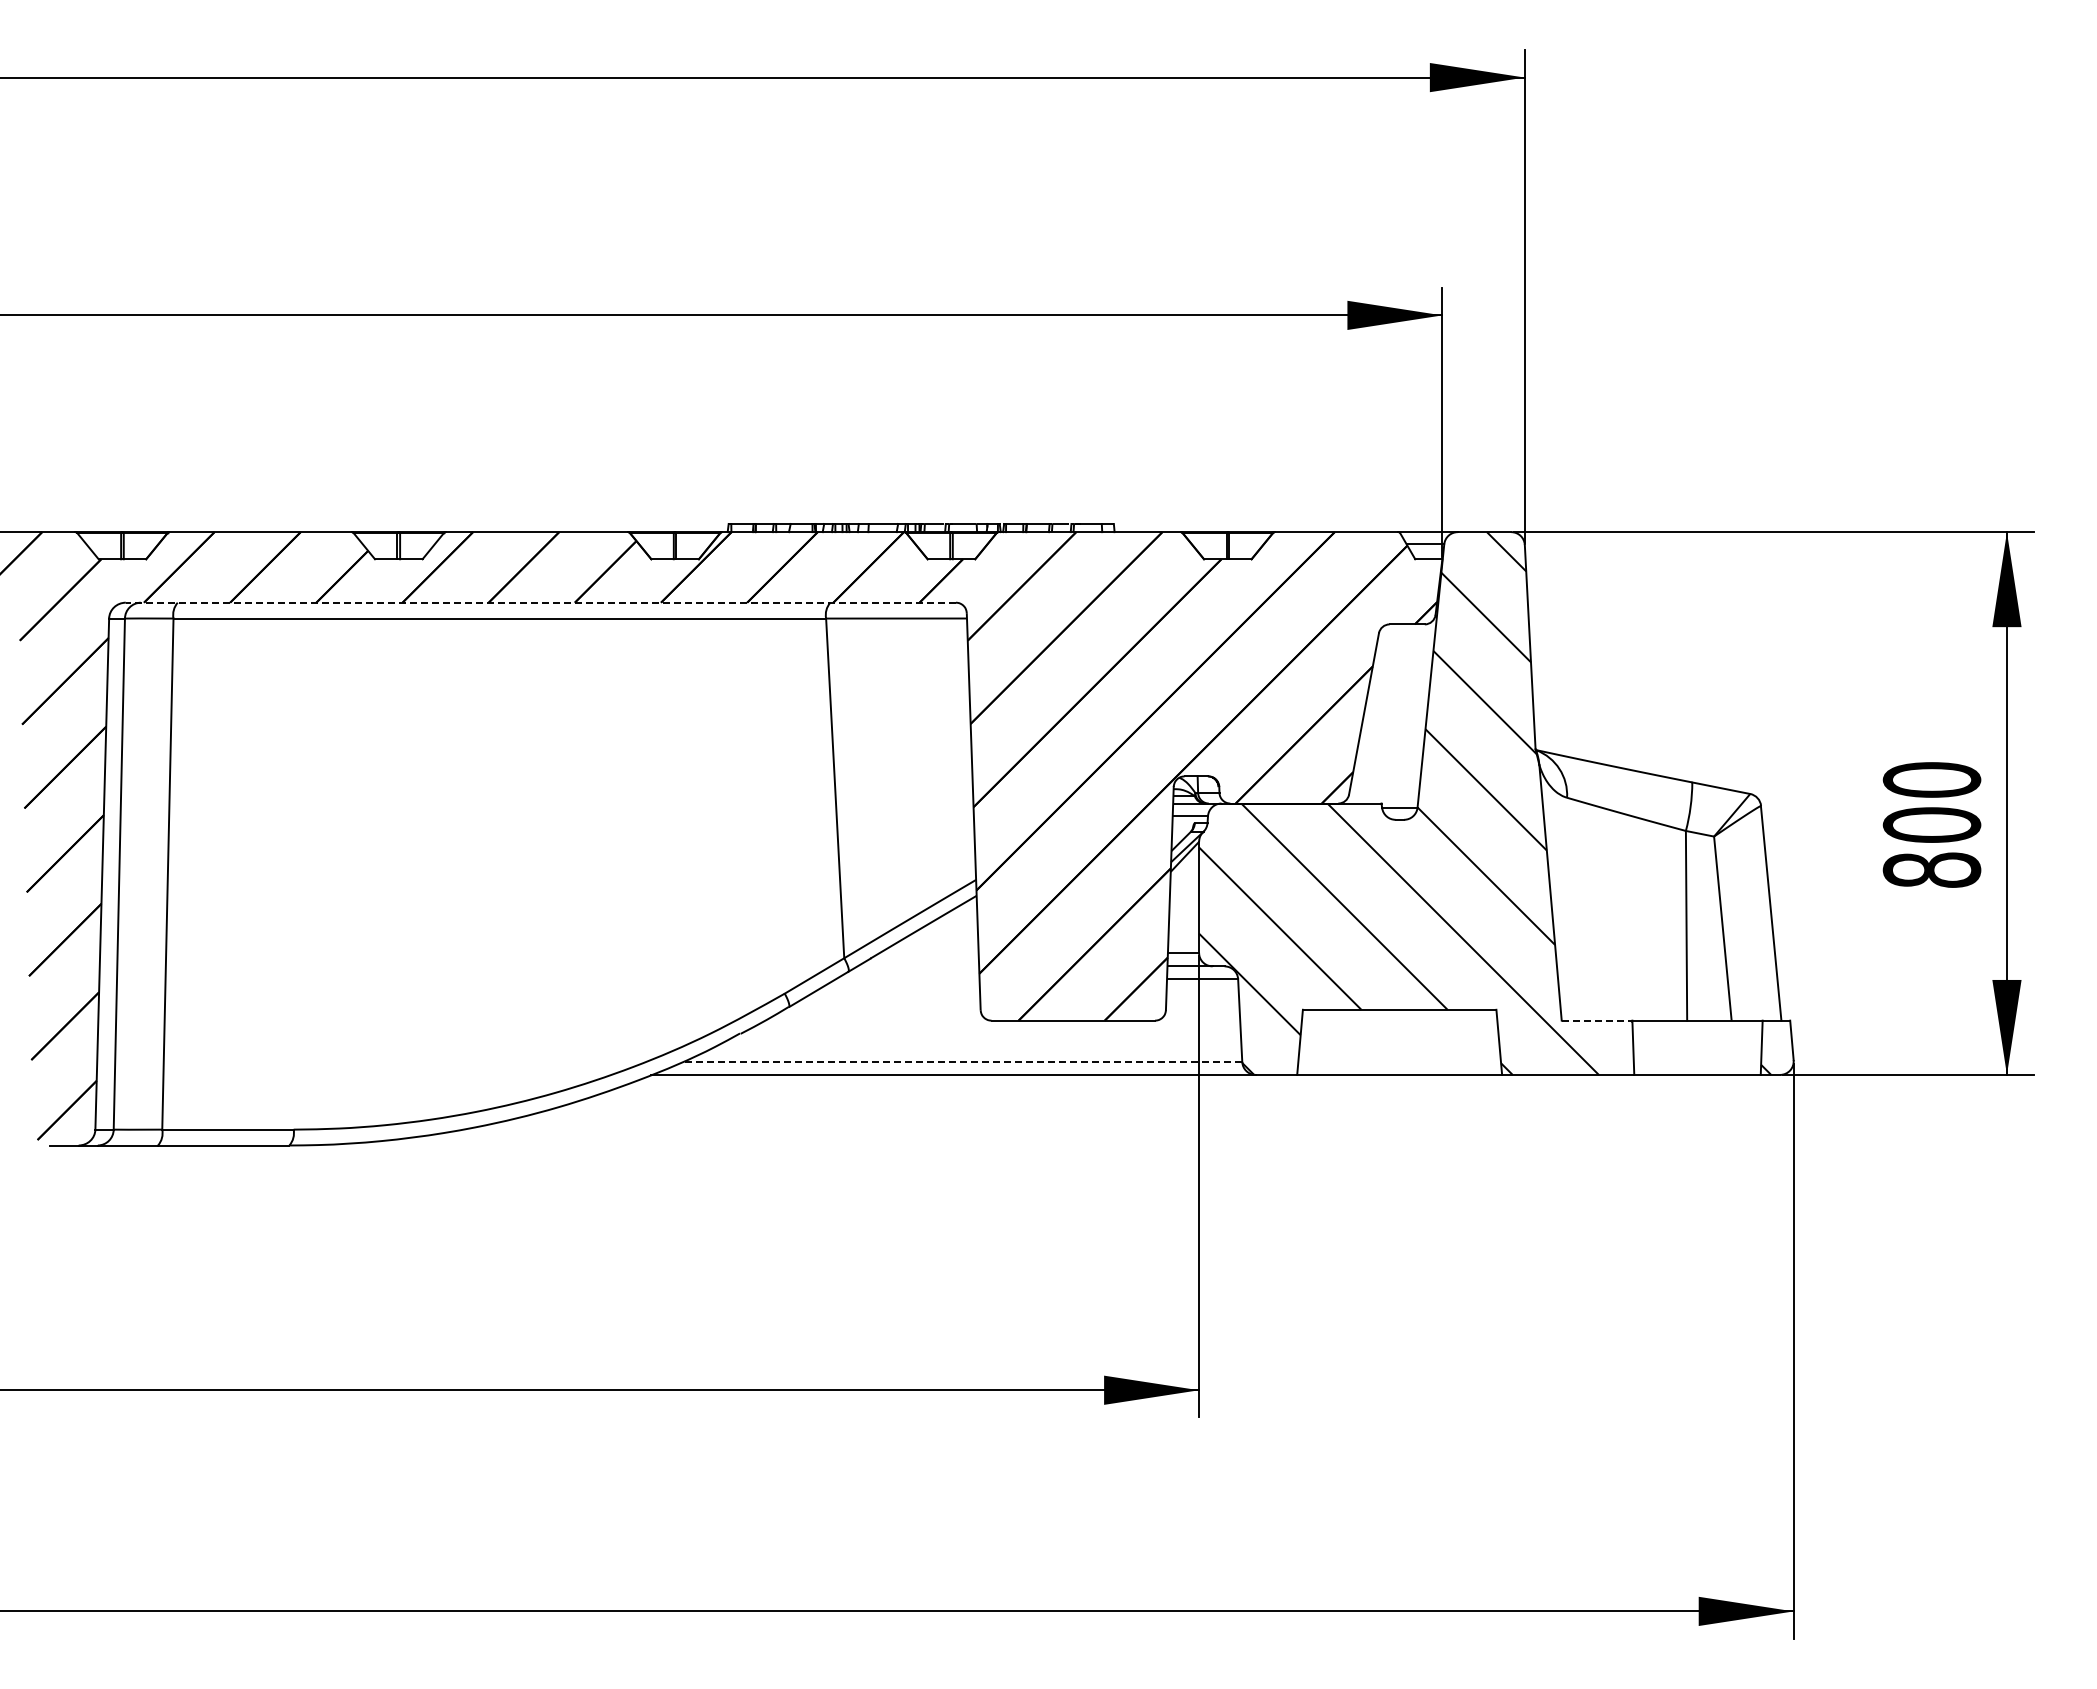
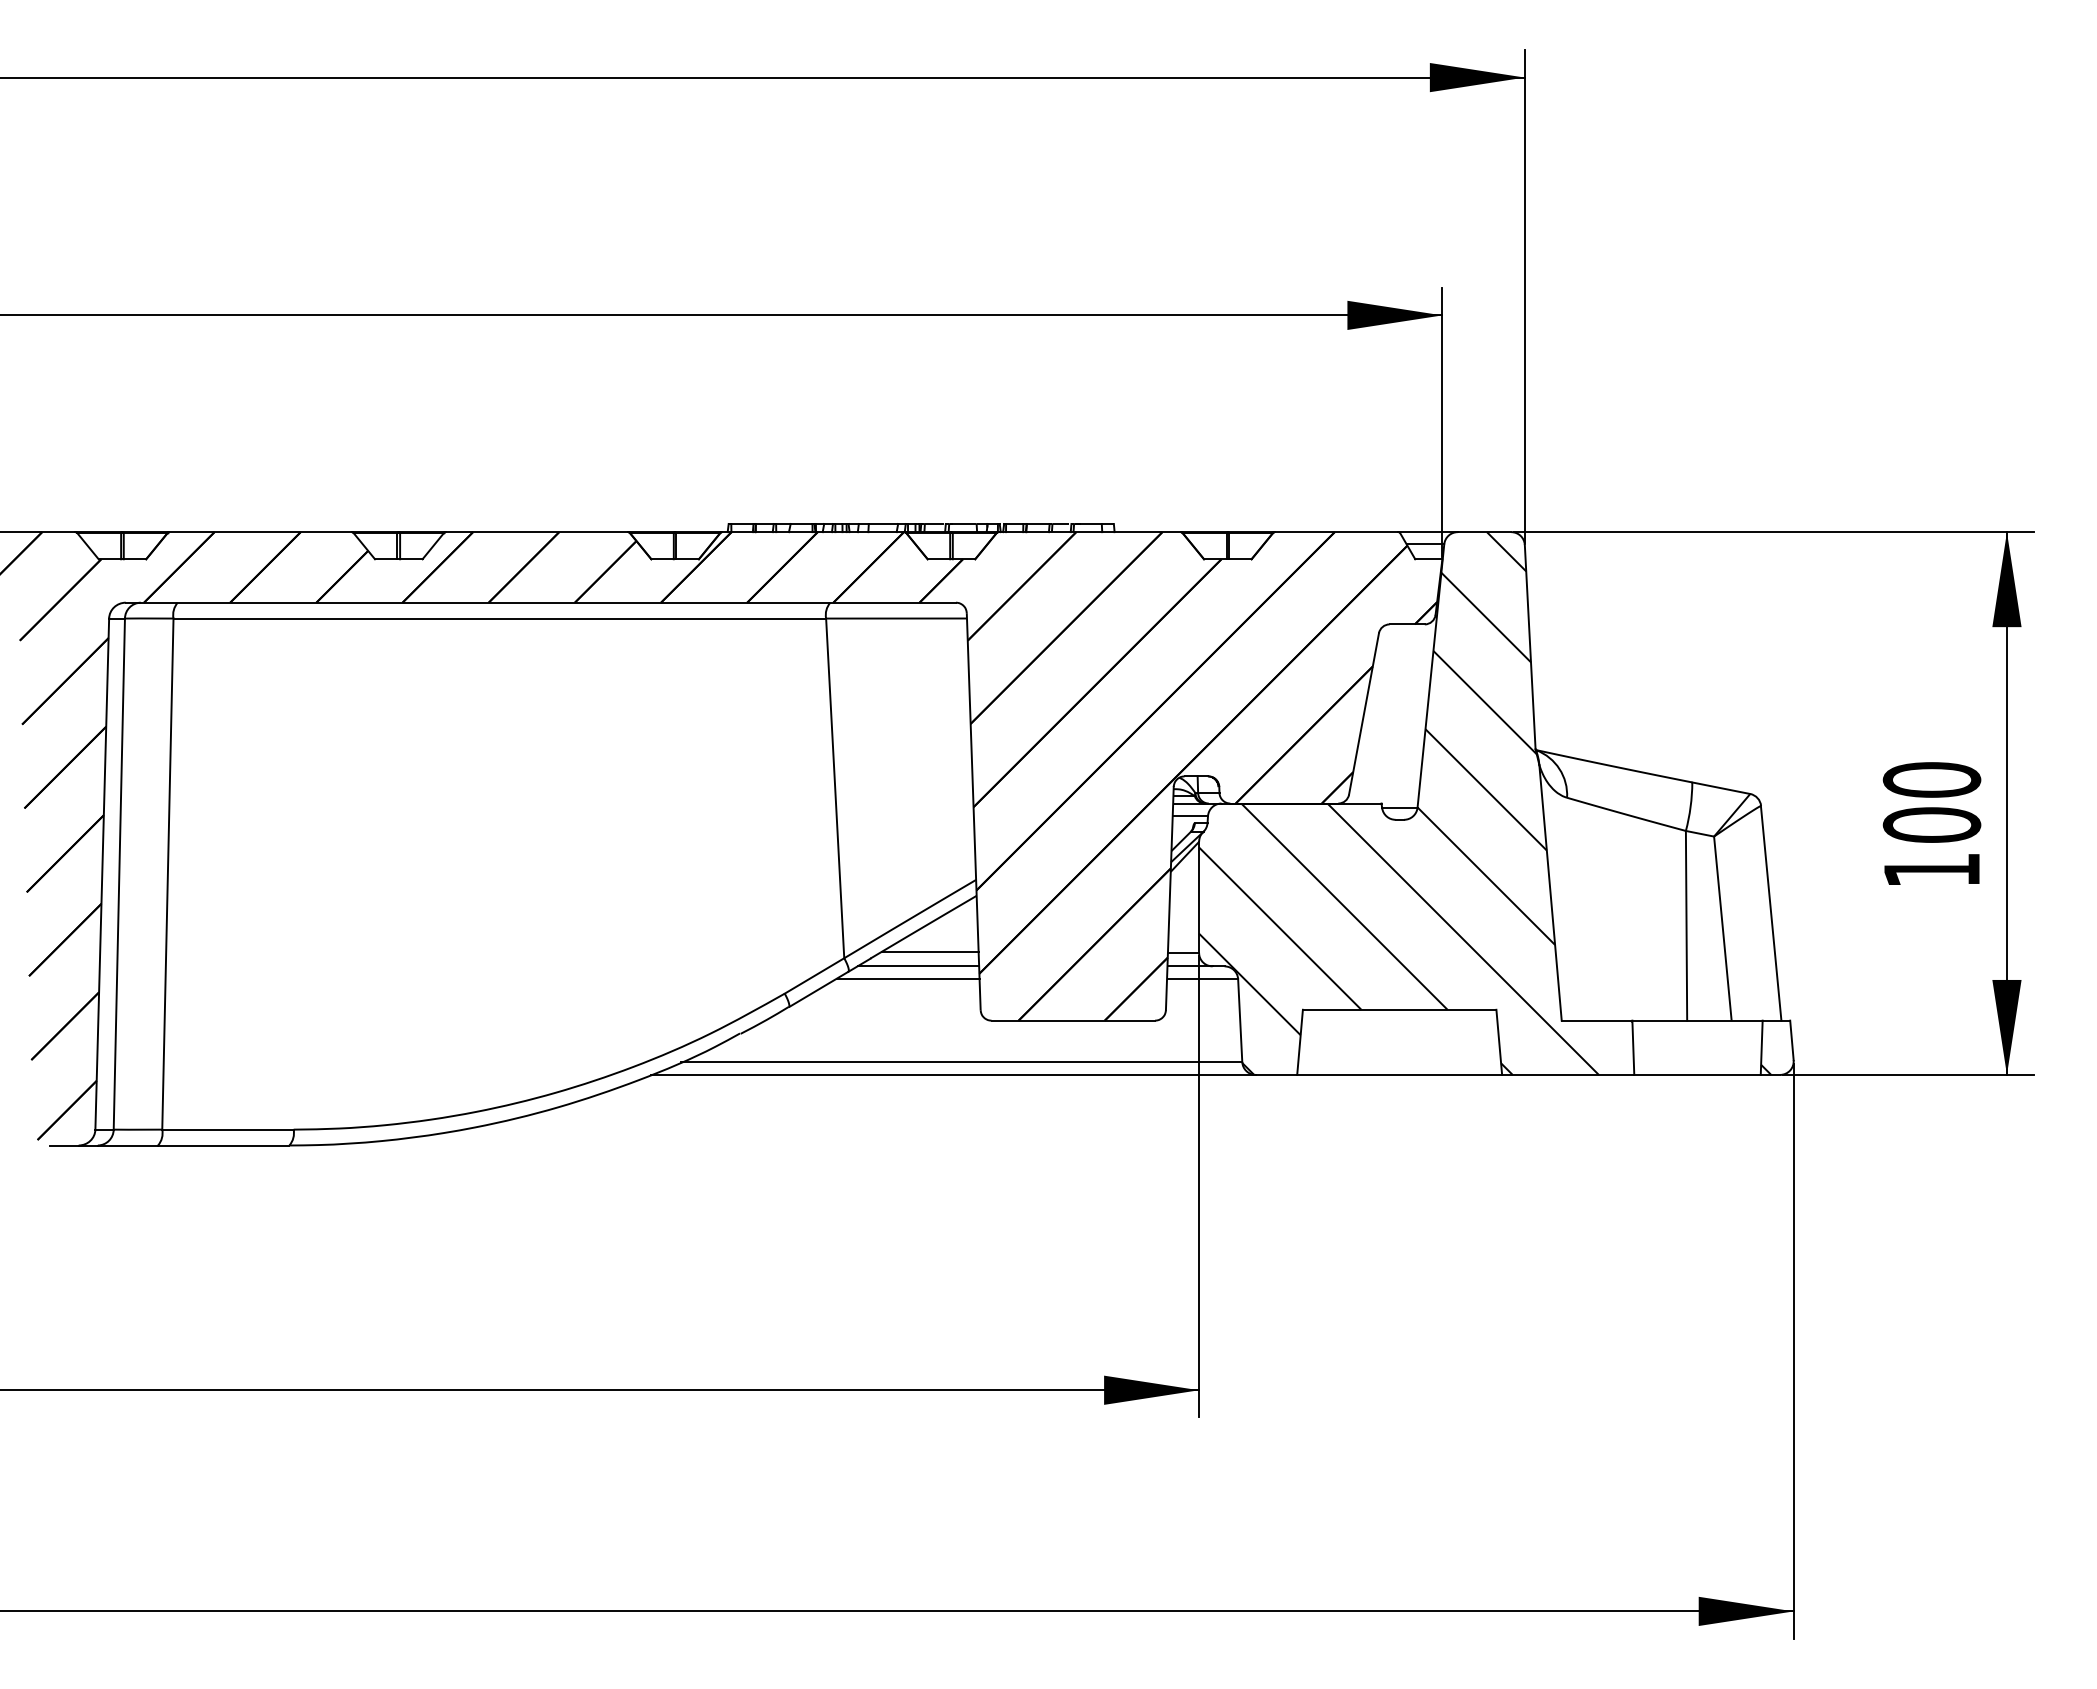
line: dashed -> solid (540, 602)
text: 800 -> 100 (1931, 869)
line: none -> present (930, 951)
line: none -> present (918, 966)
line: none -> present (908, 979)
line: dashed -> solid (1597, 1020)
line: dashed -> solid (961, 1062)
